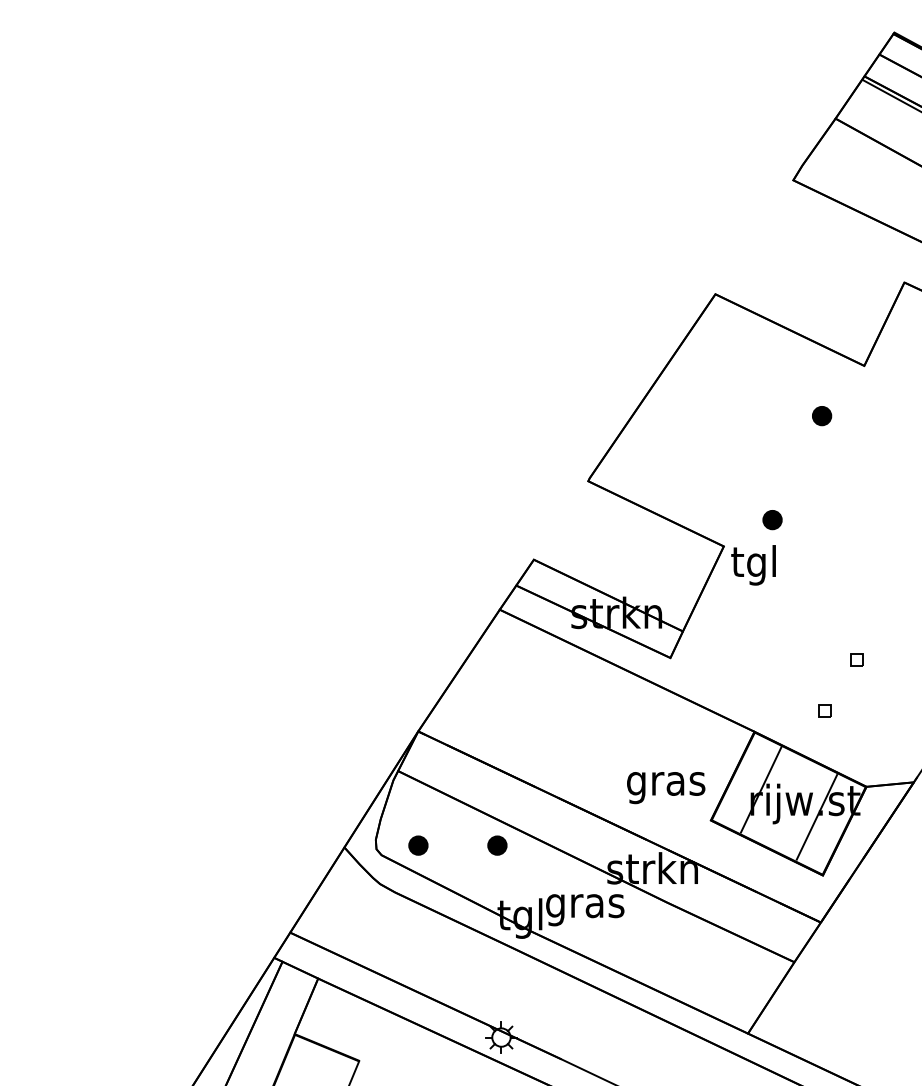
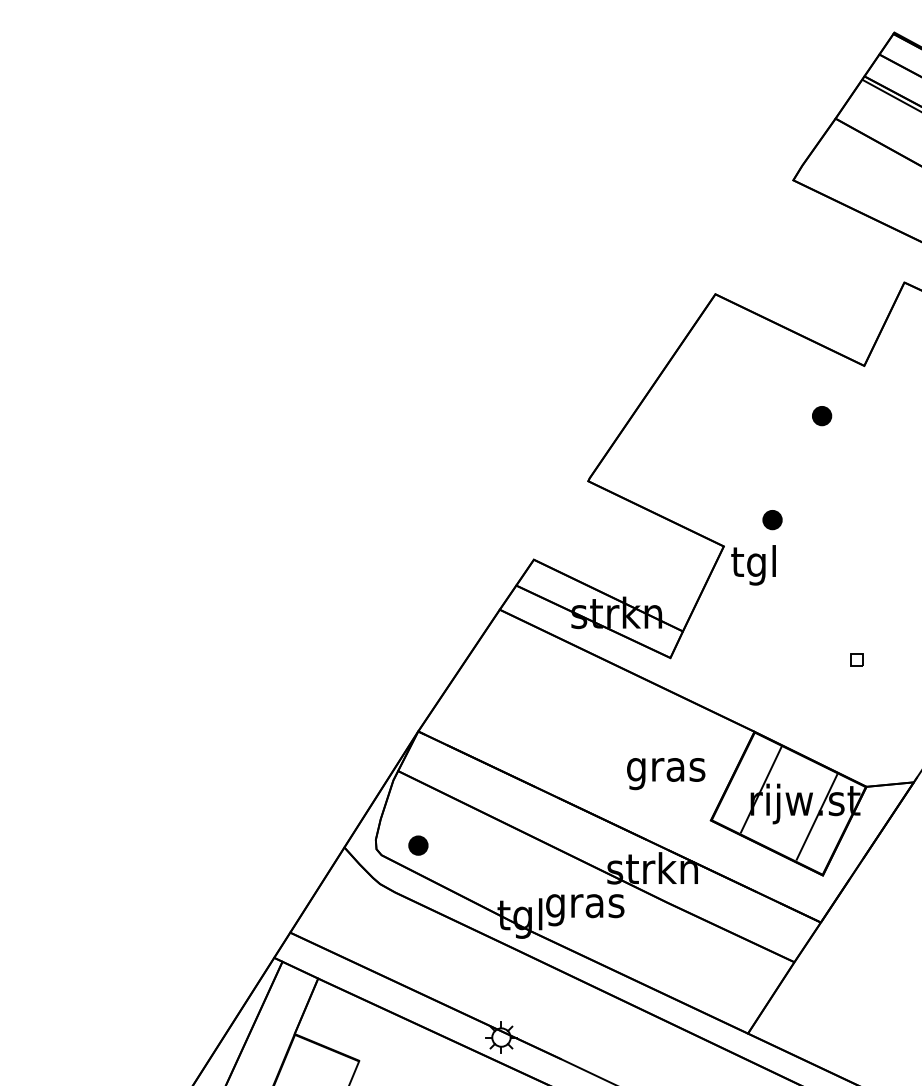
part: present -> none (824, 710)
text position: (666, 788) -> (666, 774) (666, 774)
part: present -> none (497, 845)
